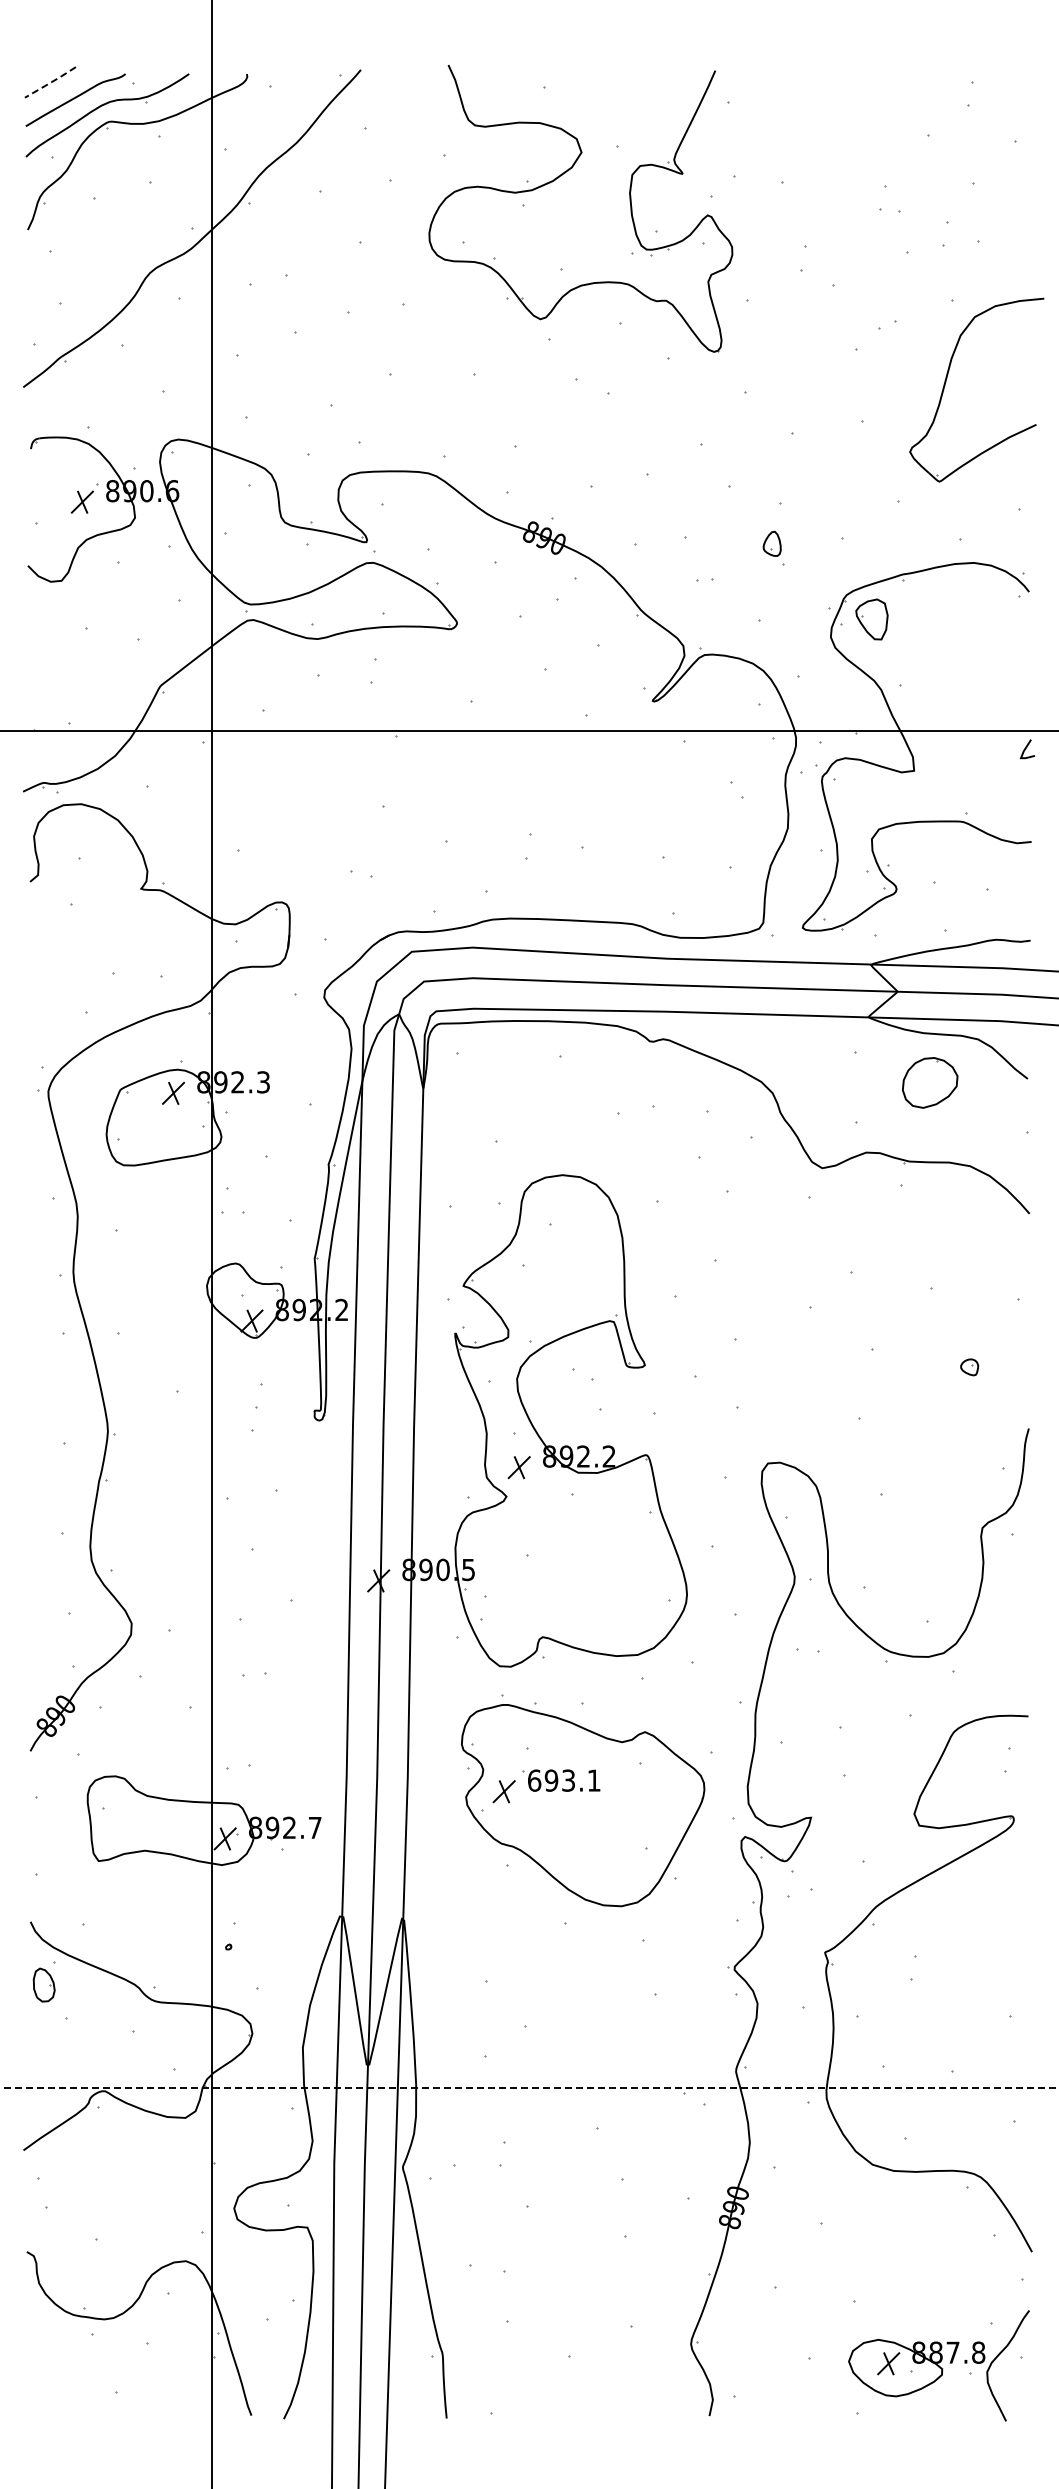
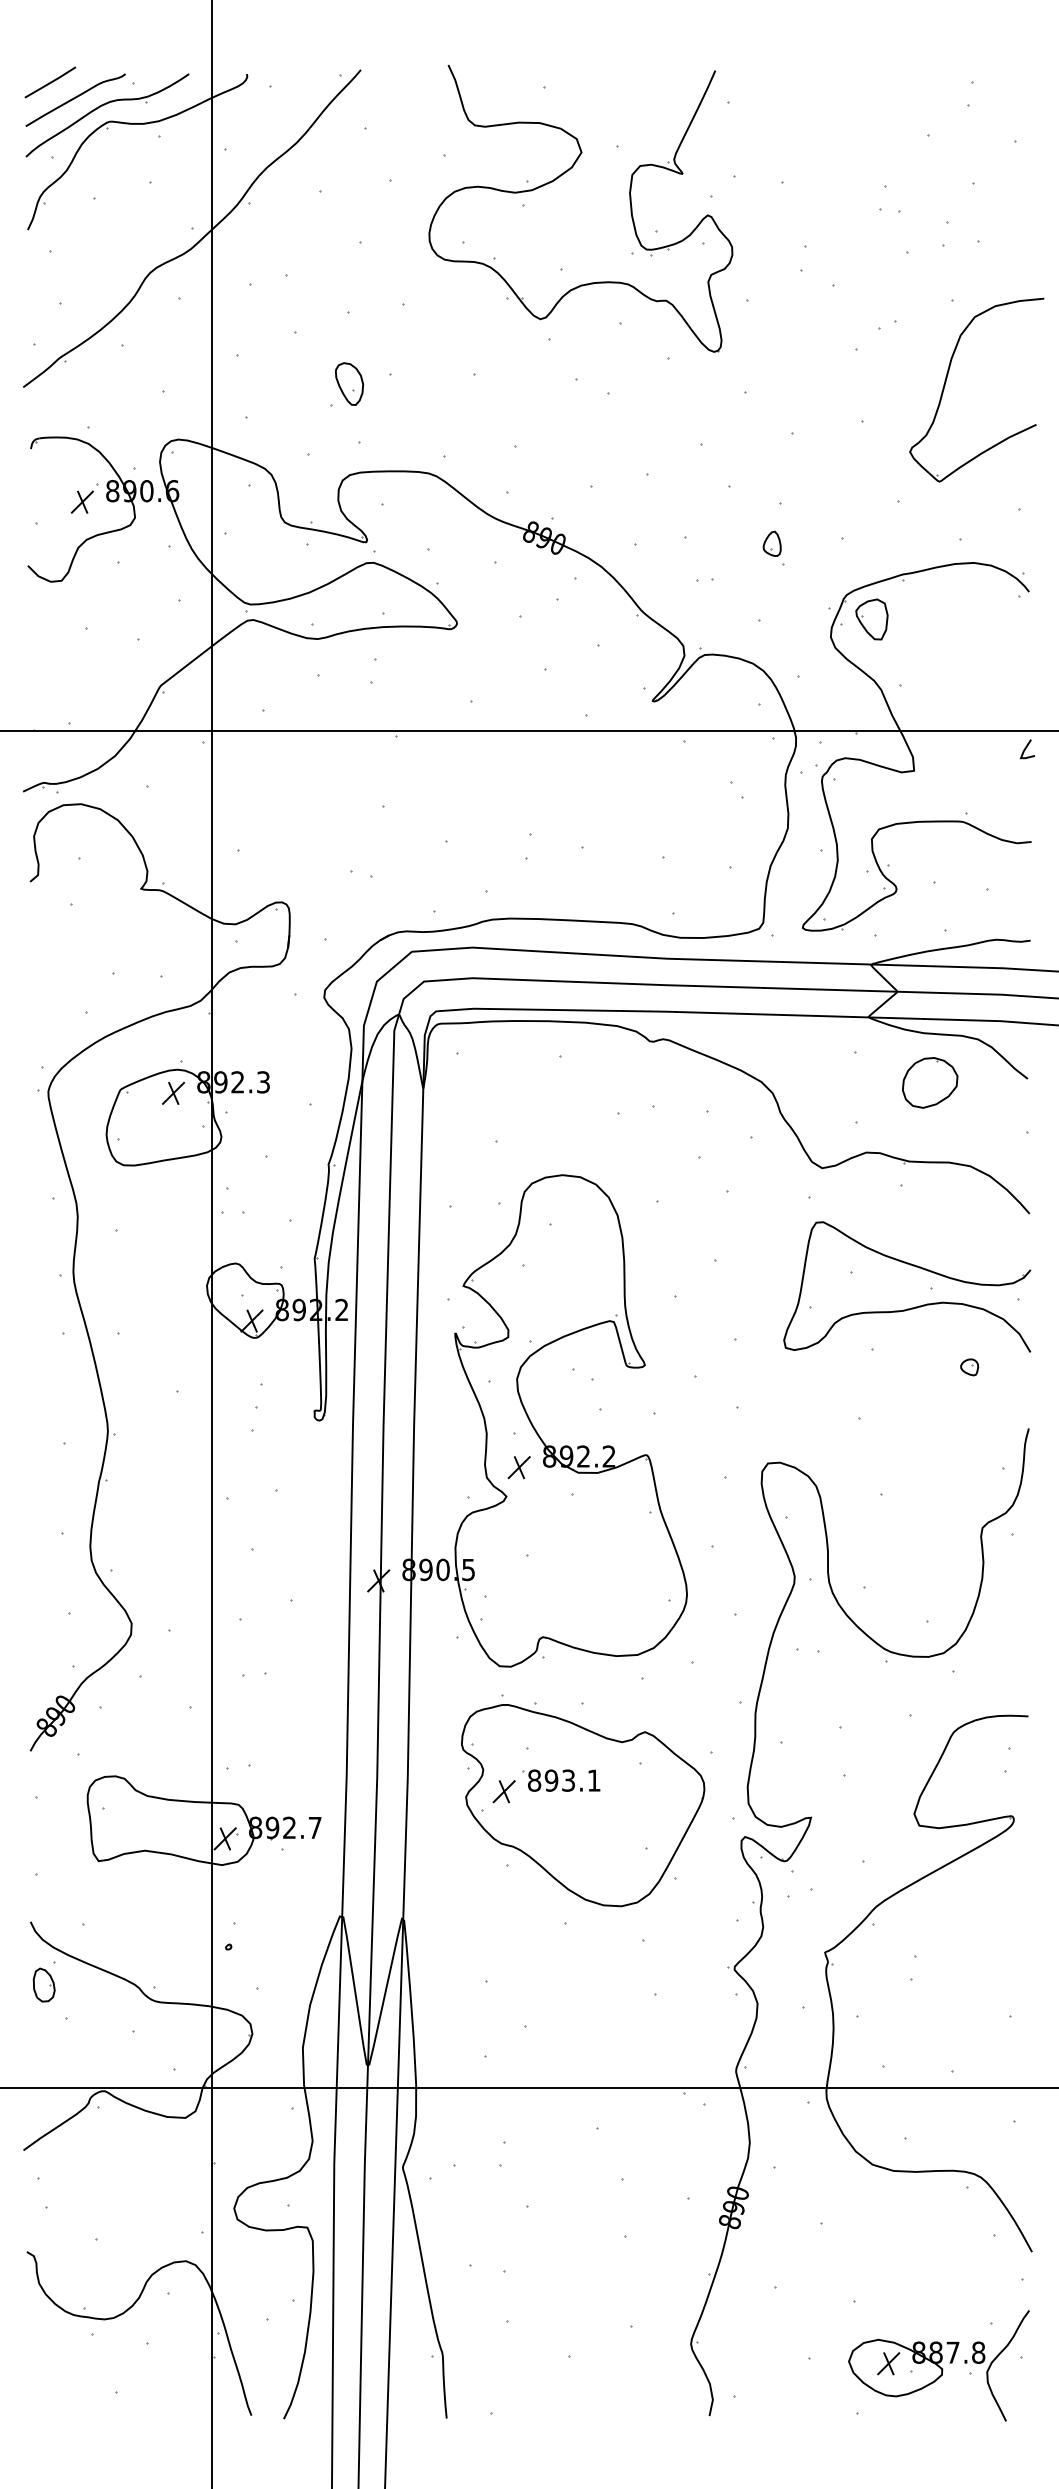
line: dashed -> solid (50, 82)
part: none -> present (349, 383)
part: none -> present (913, 1266)
text: 693.1 -> 893.1 (534, 1780)
line: dashed -> solid (529, 2088)
